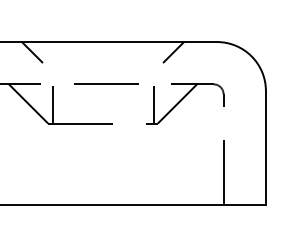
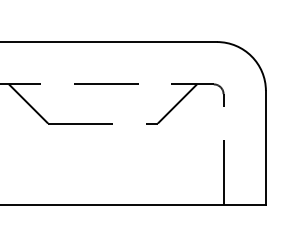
line: present -> none (31, 52)
line: present -> none (173, 52)
line: present -> none (52, 104)
line: present -> none (153, 104)
